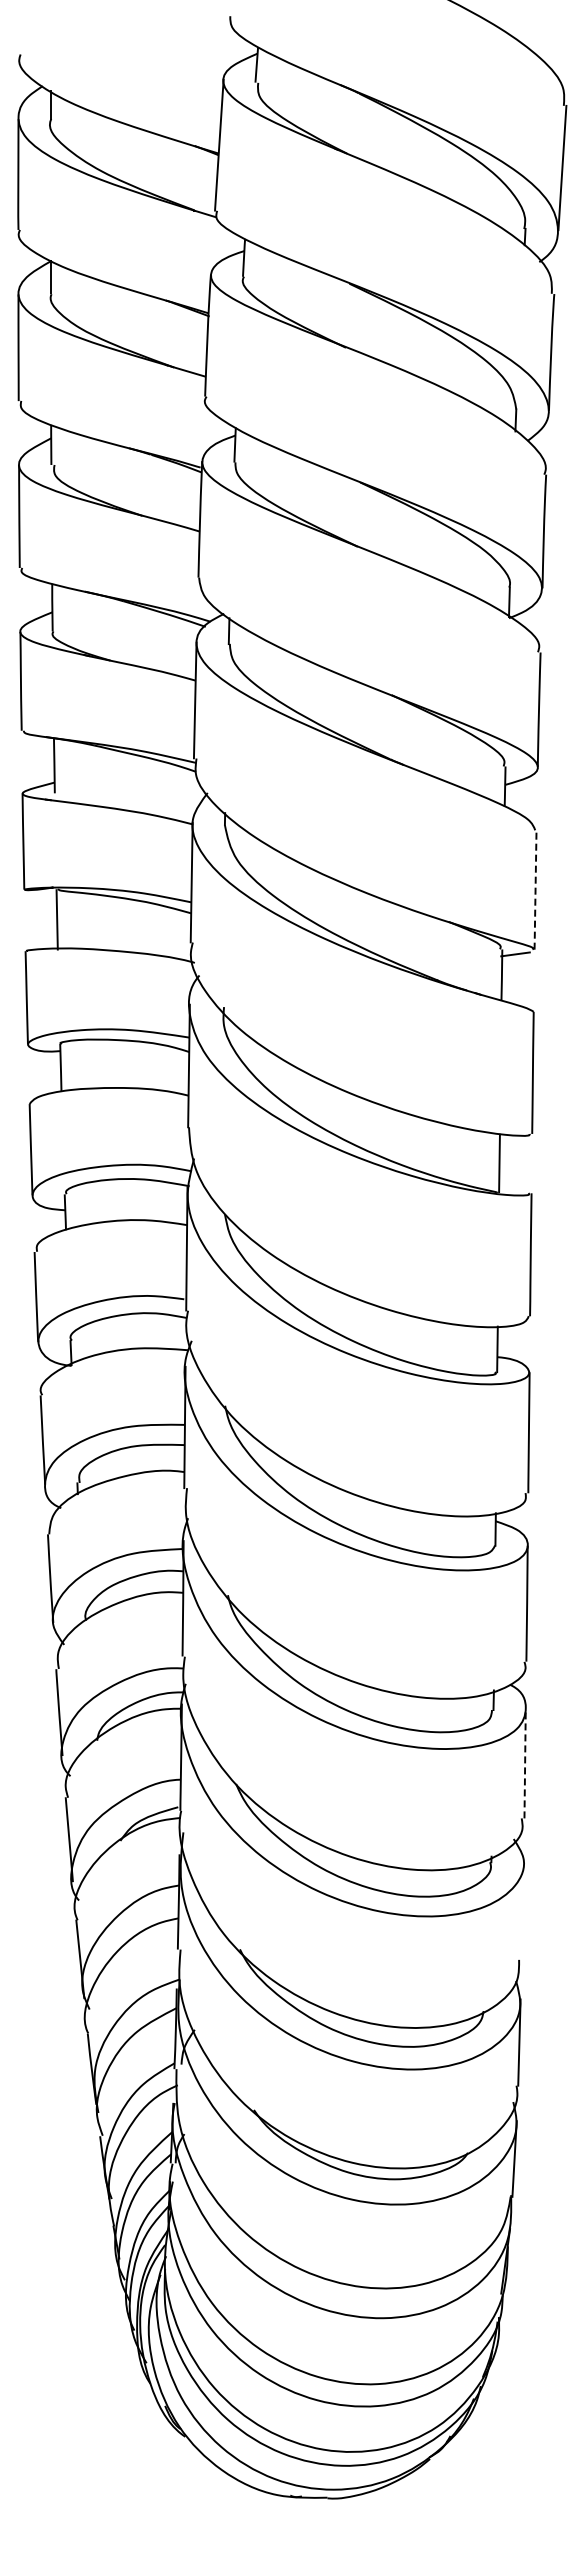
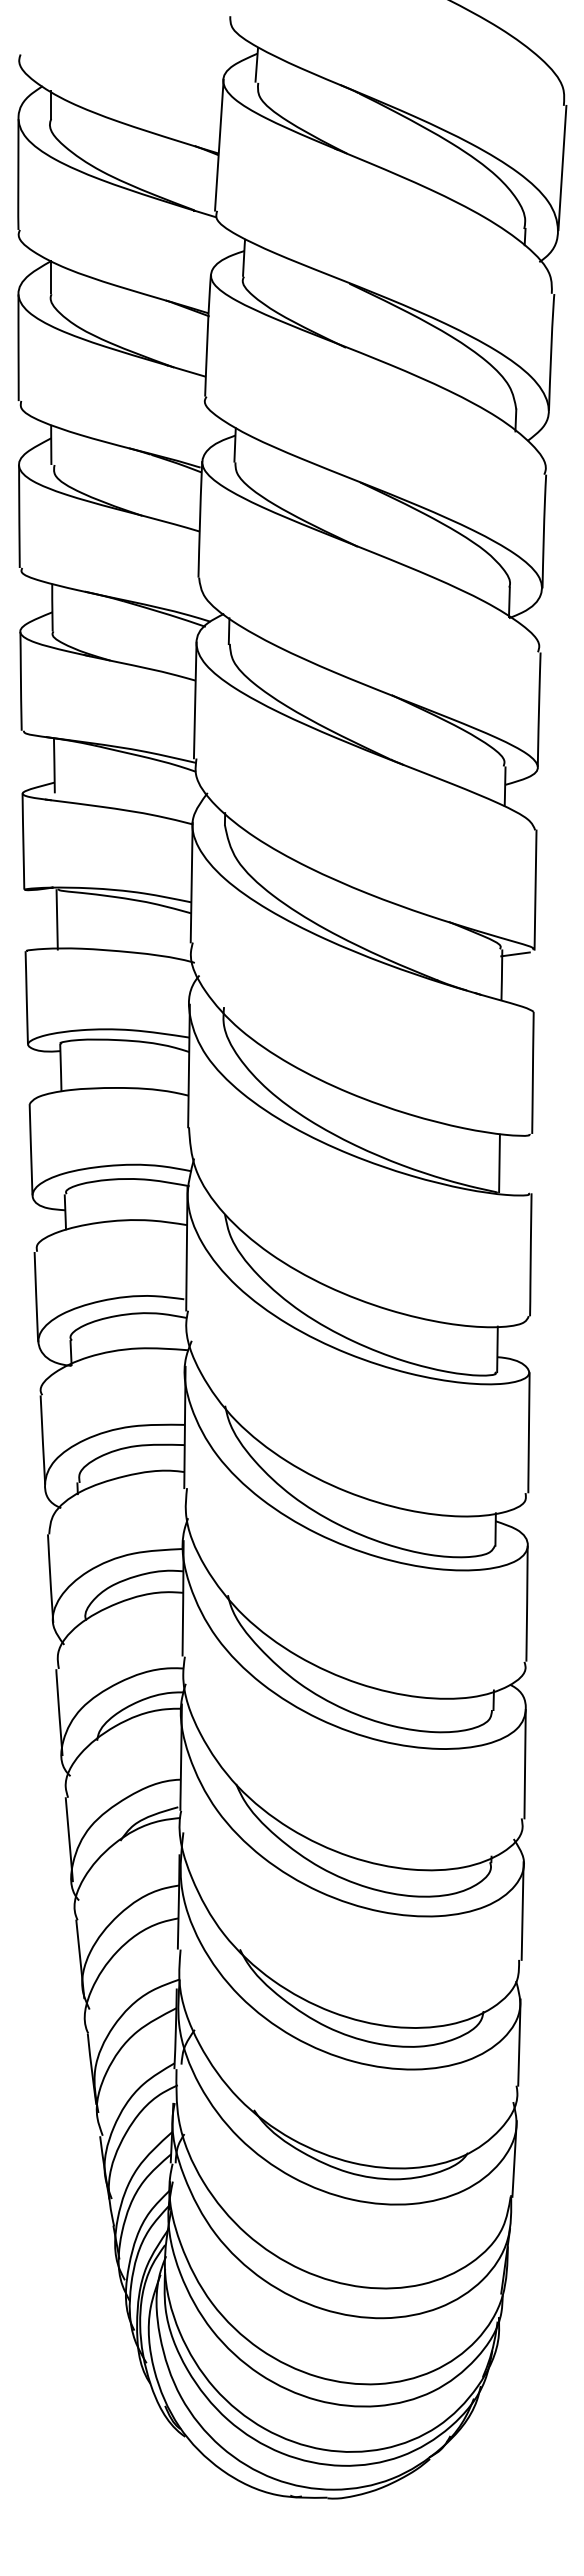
line: dashed -> solid (535, 890)
line: dashed -> solid (525, 1763)
line: none -> present (522, 1910)
